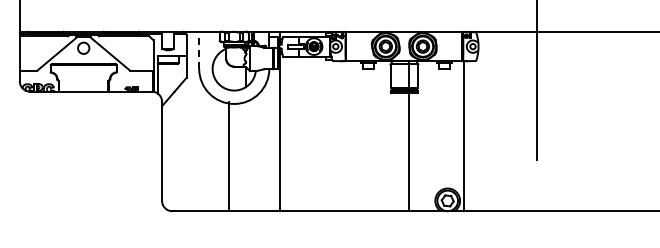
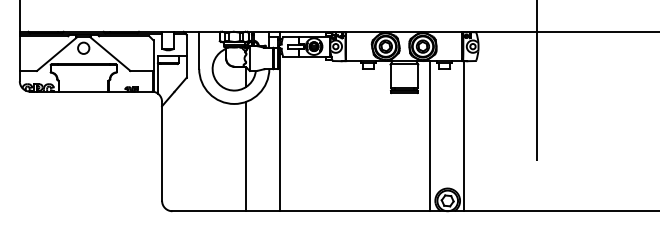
line: dashed -> solid (199, 50)
line position: (409, 136) -> (430, 136) (430, 136)
line position: (228, 156) -> (245, 156) (245, 156)
